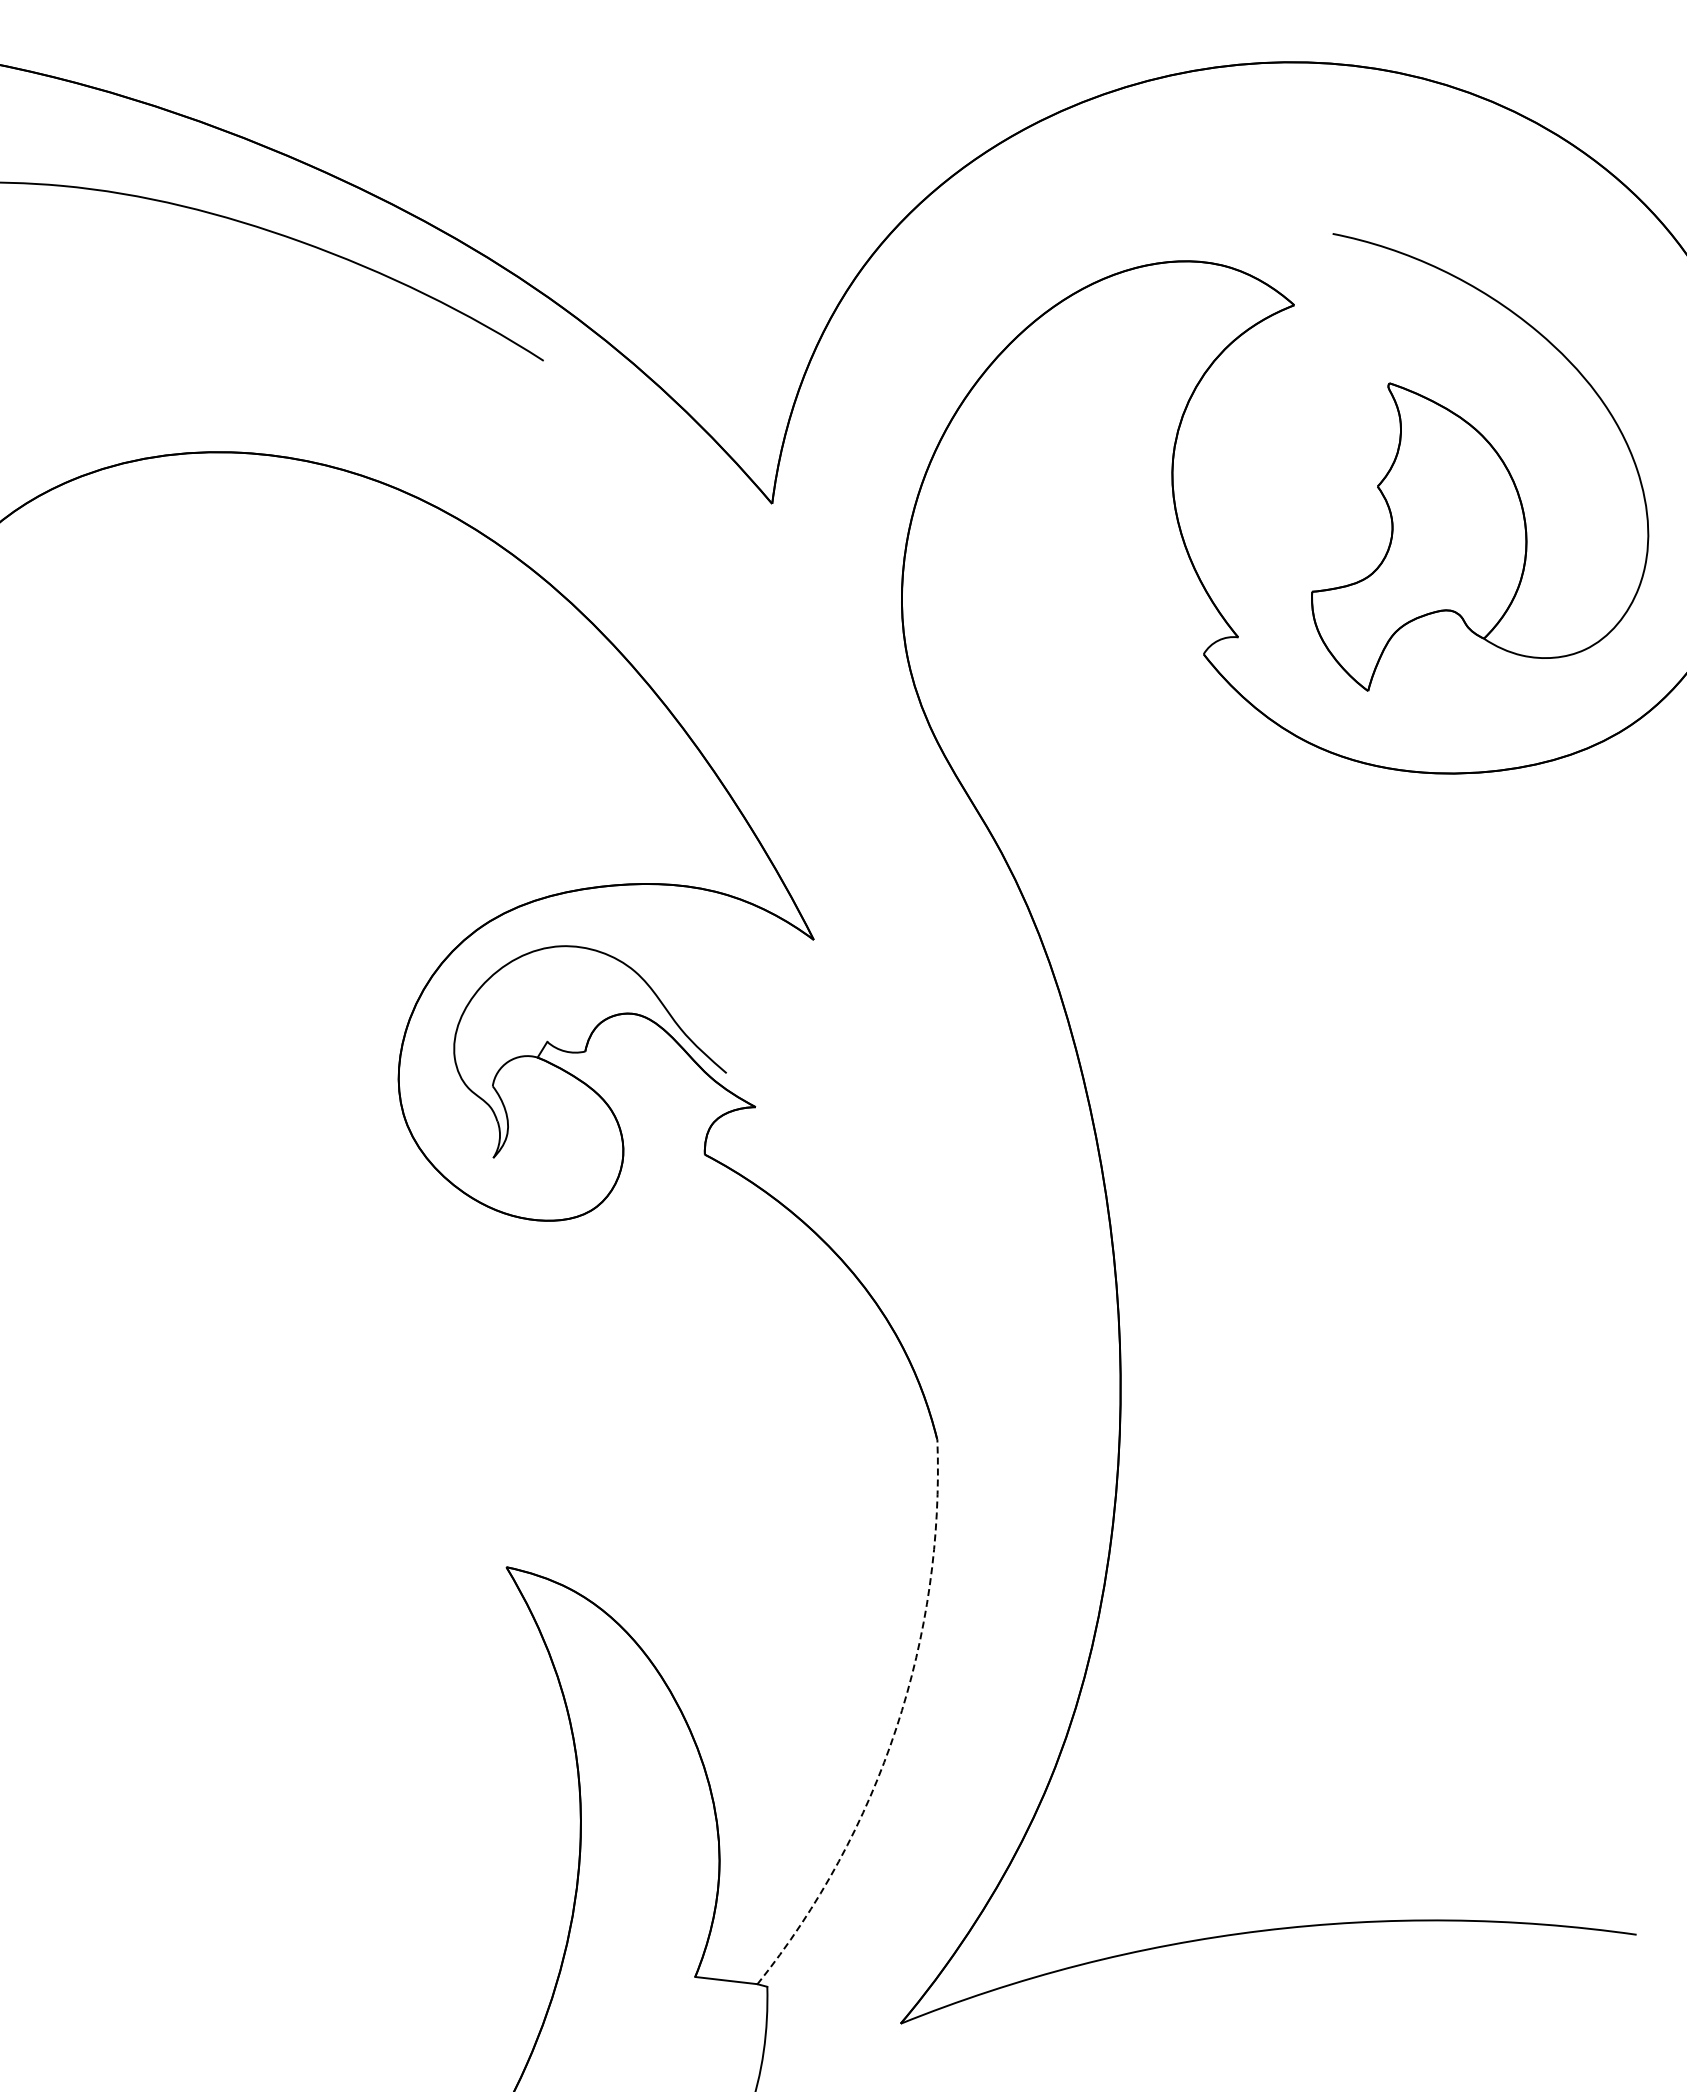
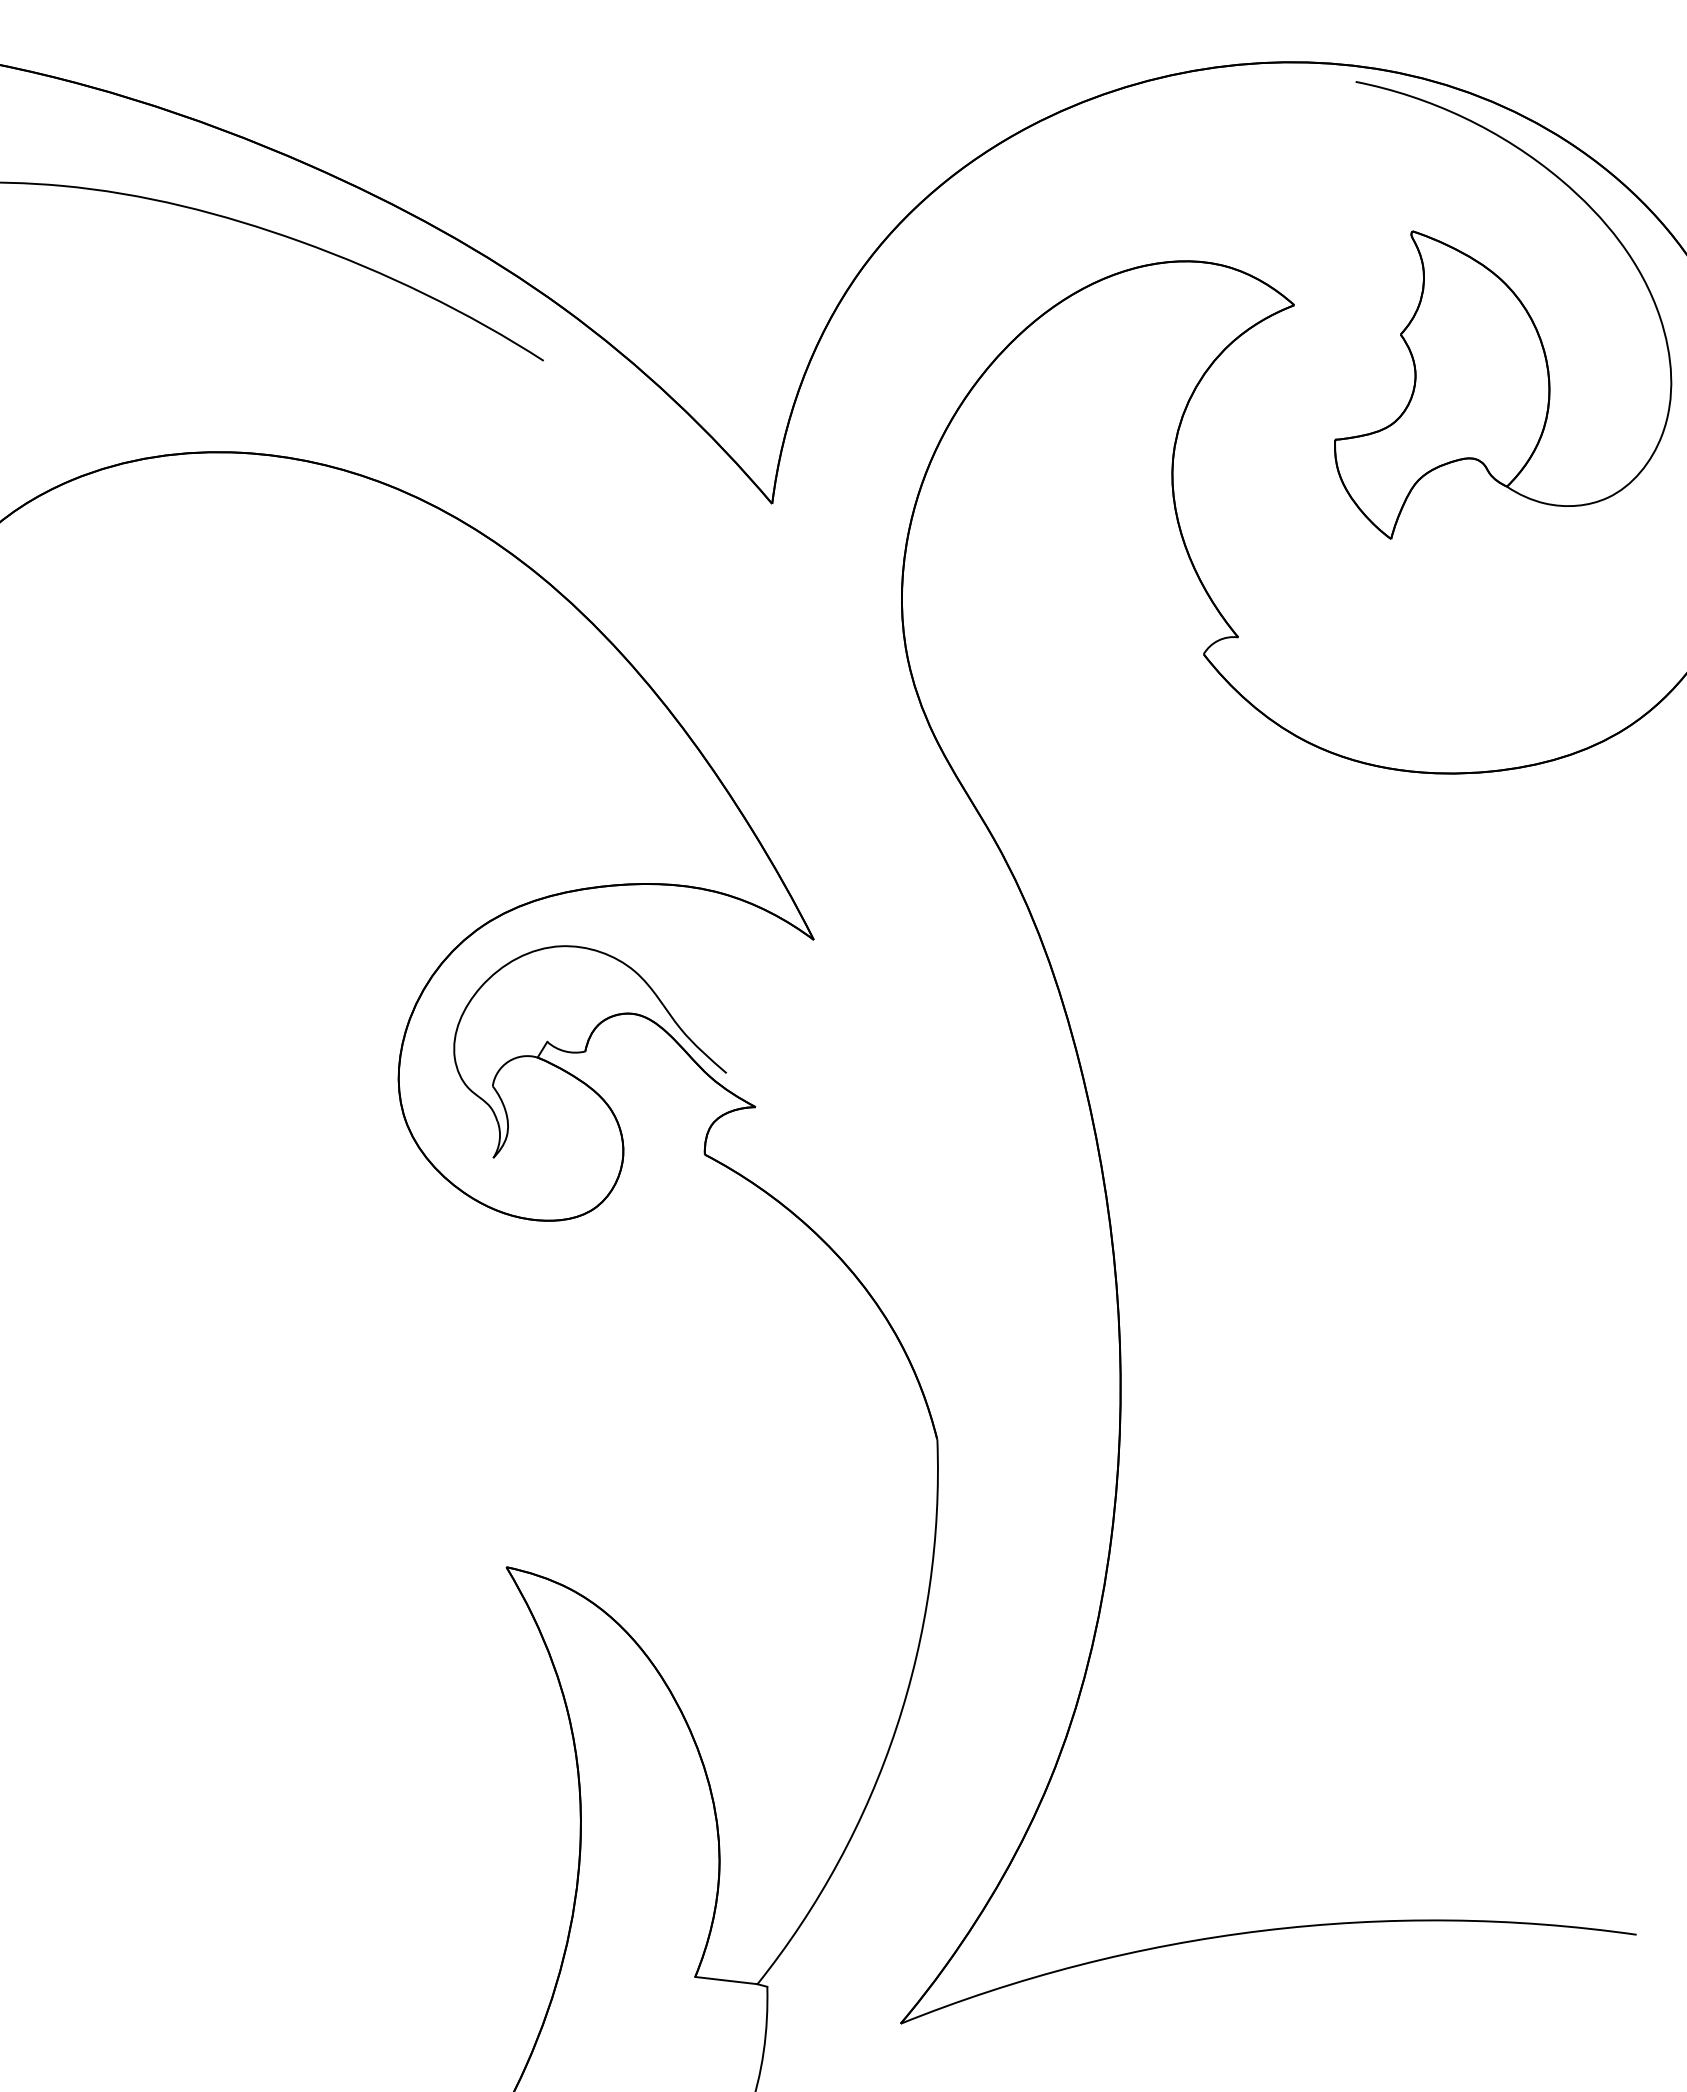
part position: (1480, 462) -> (1503, 310) (1503, 310)
arc: dashed -> solid (896, 1727)
